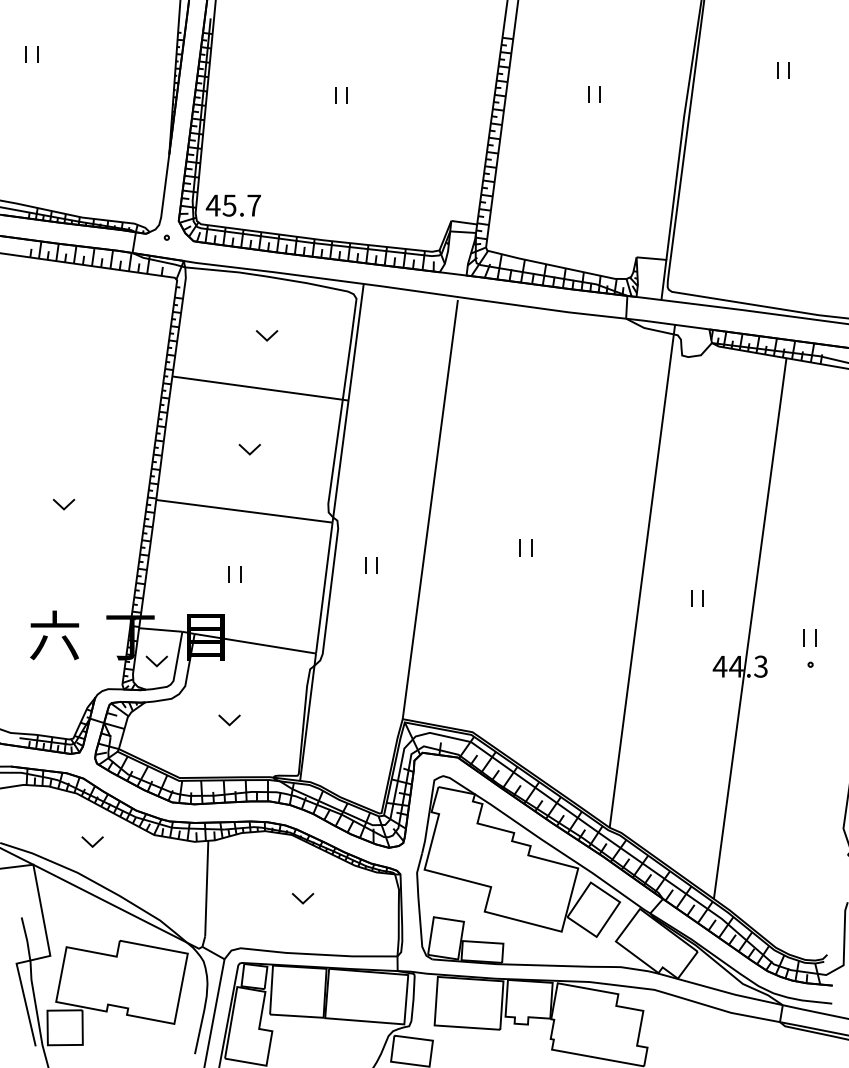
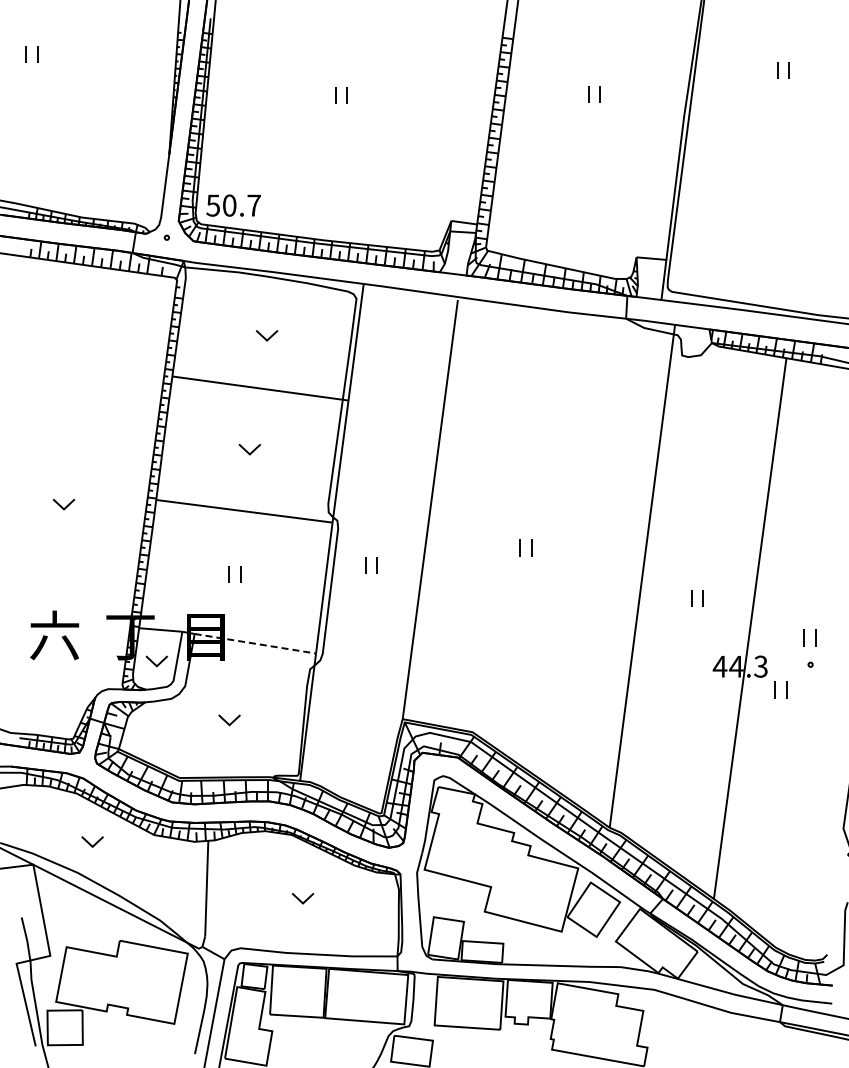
text: 45.7 -> 50.7 (220, 205)
line: solid -> dashed (255, 643)
part: none -> present (780, 689)
